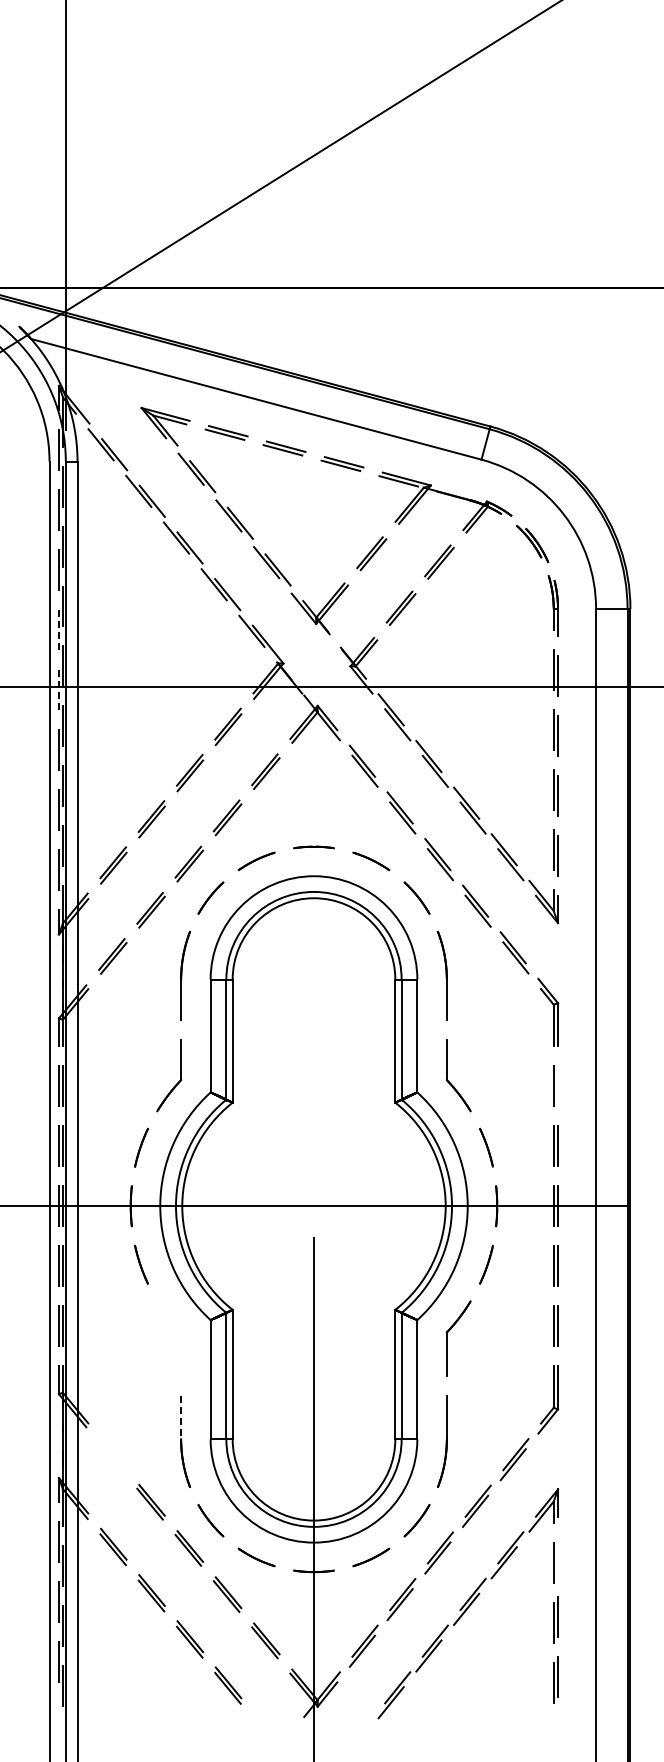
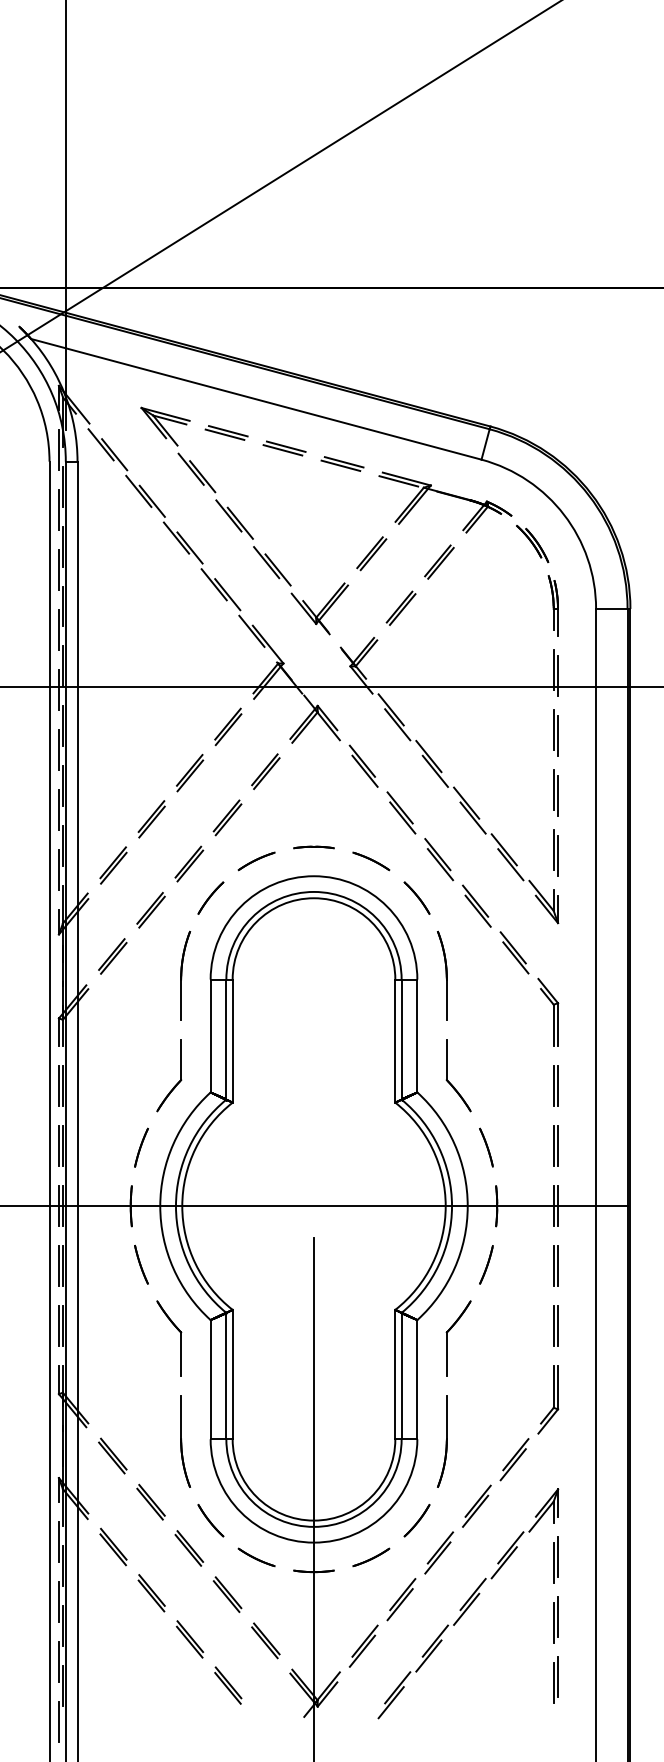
line: dashed -> solid (58, 630)
line: dashed -> solid (58, 690)
line: none -> present (558, 1086)
part: none -> present (180, 1338)
line: dashed -> solid (181, 1417)
part: none -> present (112, 1455)
line: none -> present (558, 1556)
line: none -> present (58, 1722)
